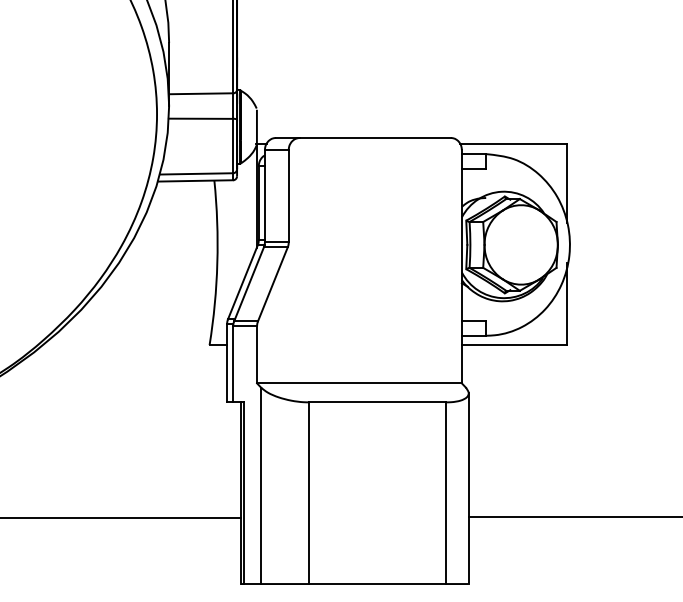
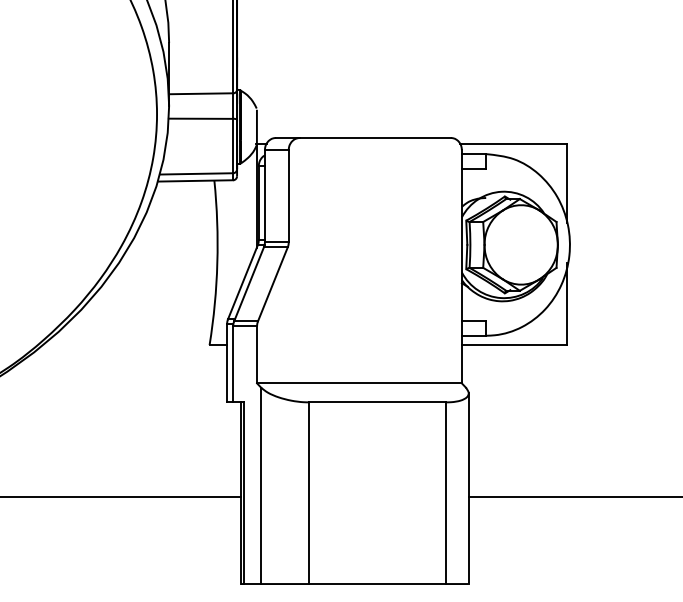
line position: (573, 517) -> (573, 497) (573, 497)
line position: (121, 518) -> (121, 497) (121, 497)
